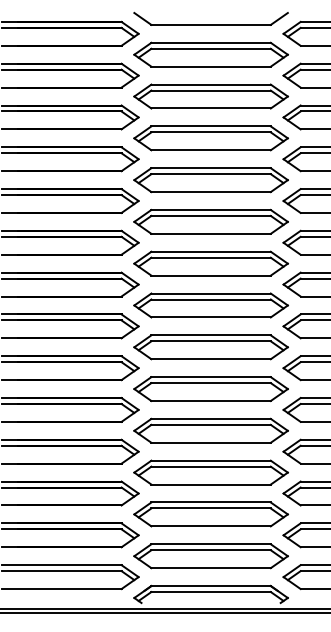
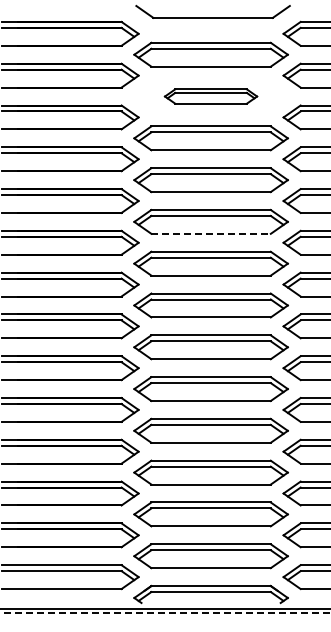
part position: (210, 18) -> (212, 11) (212, 11)
part size: 156x27 px -> 96x17 px (210, 96)
line: solid -> dashed (211, 233)
line: solid -> dashed (165, 613)
